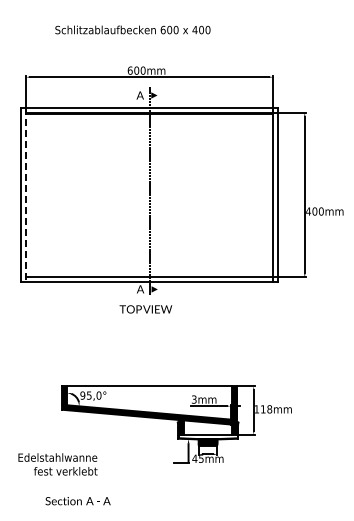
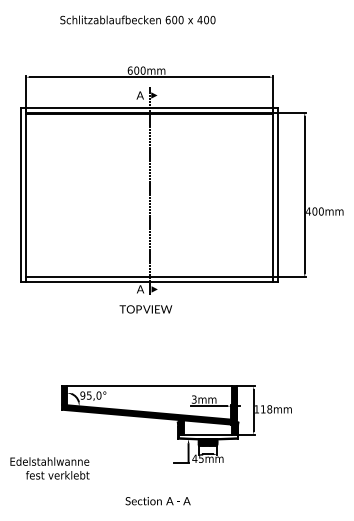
text position: (132, 29) -> (137, 19) (137, 19)
line: dashed -> solid (26, 195)
text position: (57, 464) -> (49, 468) (49, 468)
text position: (77, 501) -> (157, 501) (157, 501)
